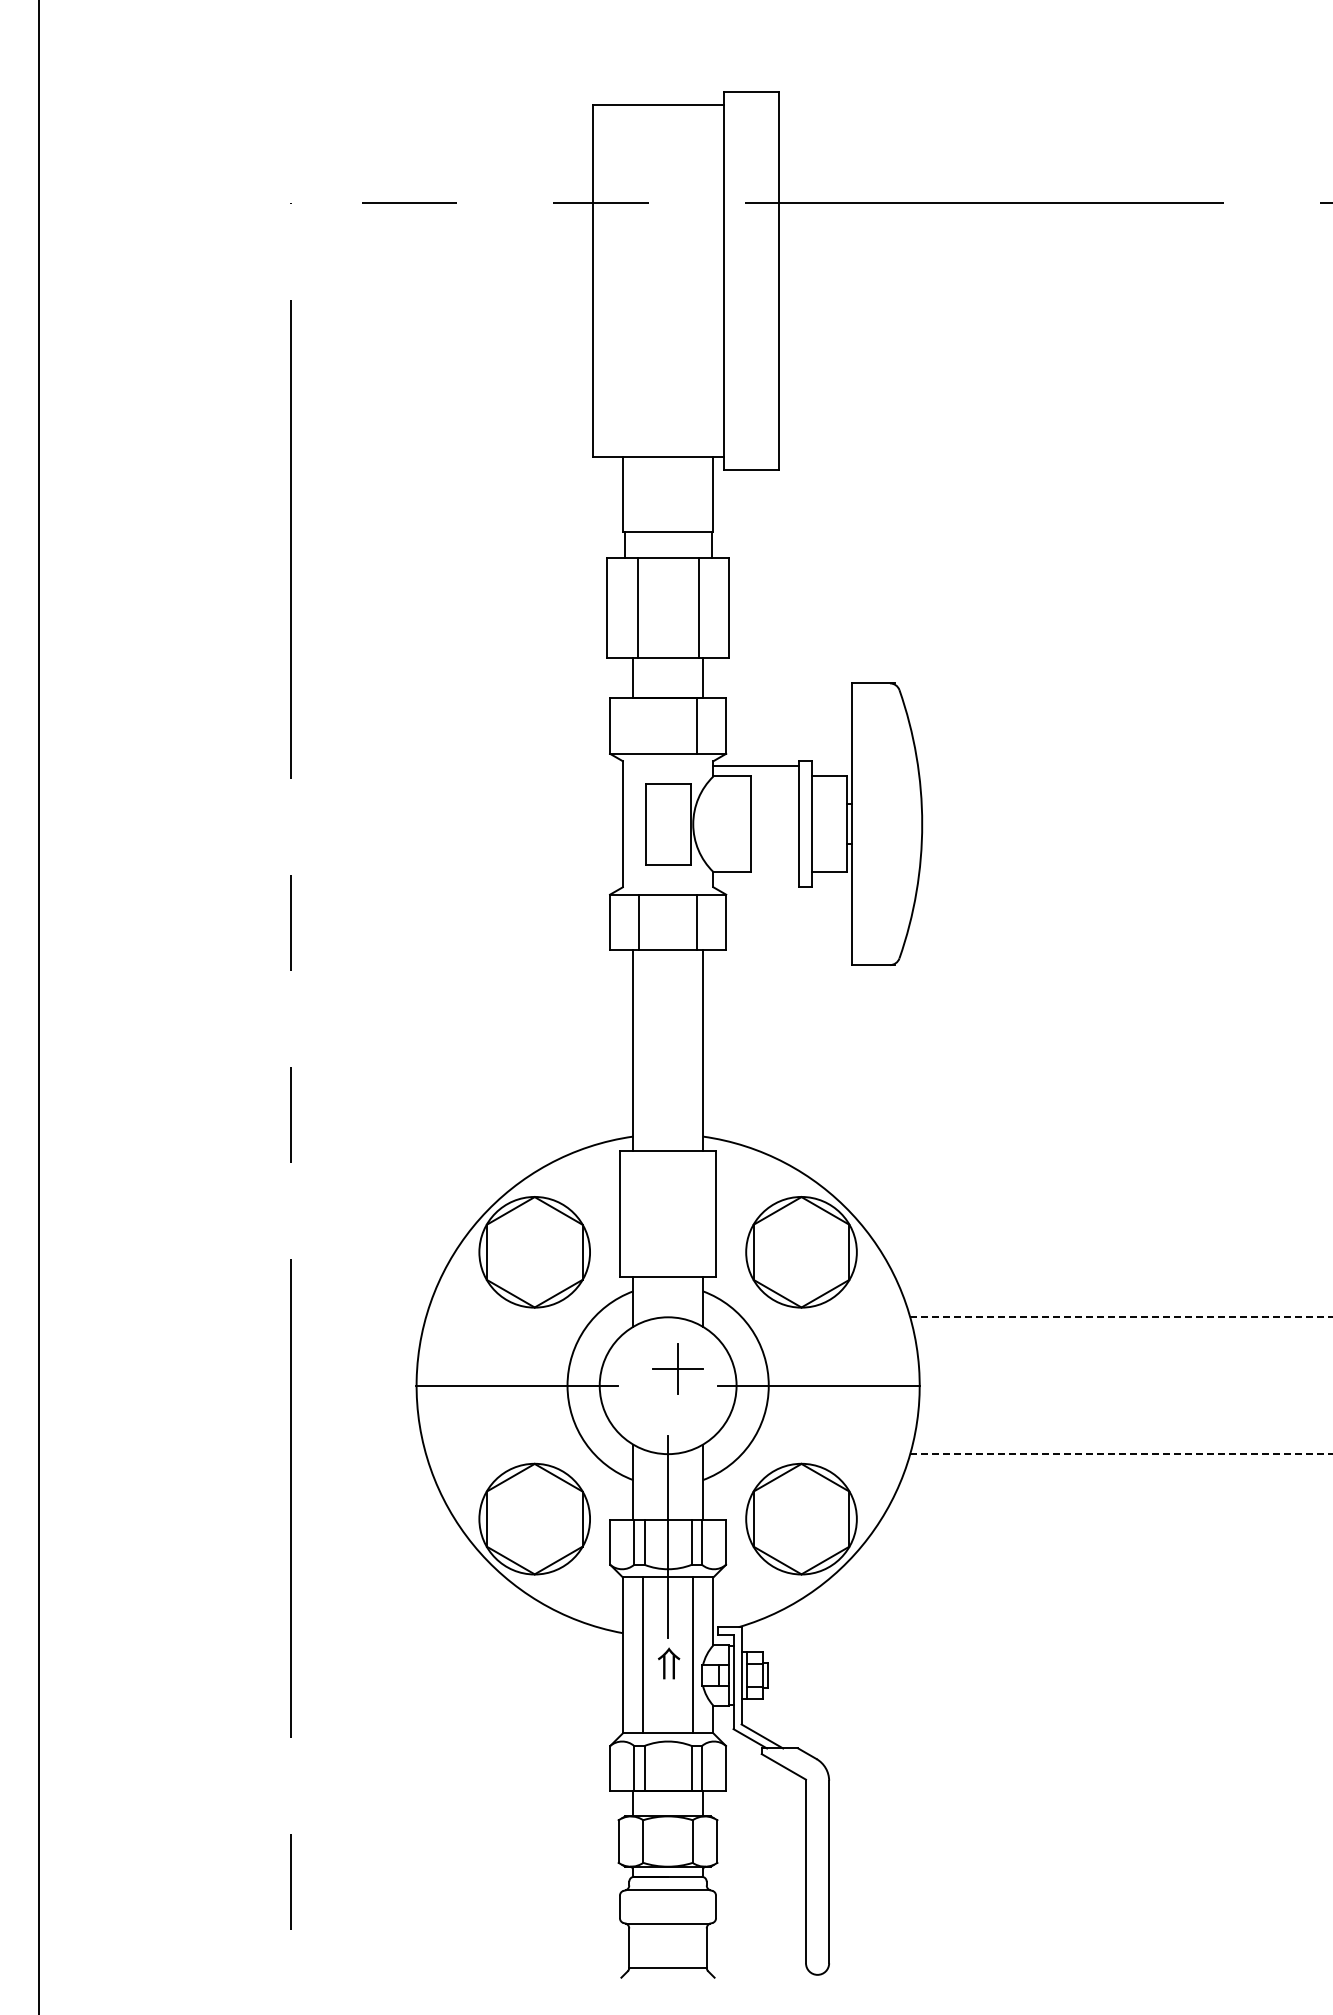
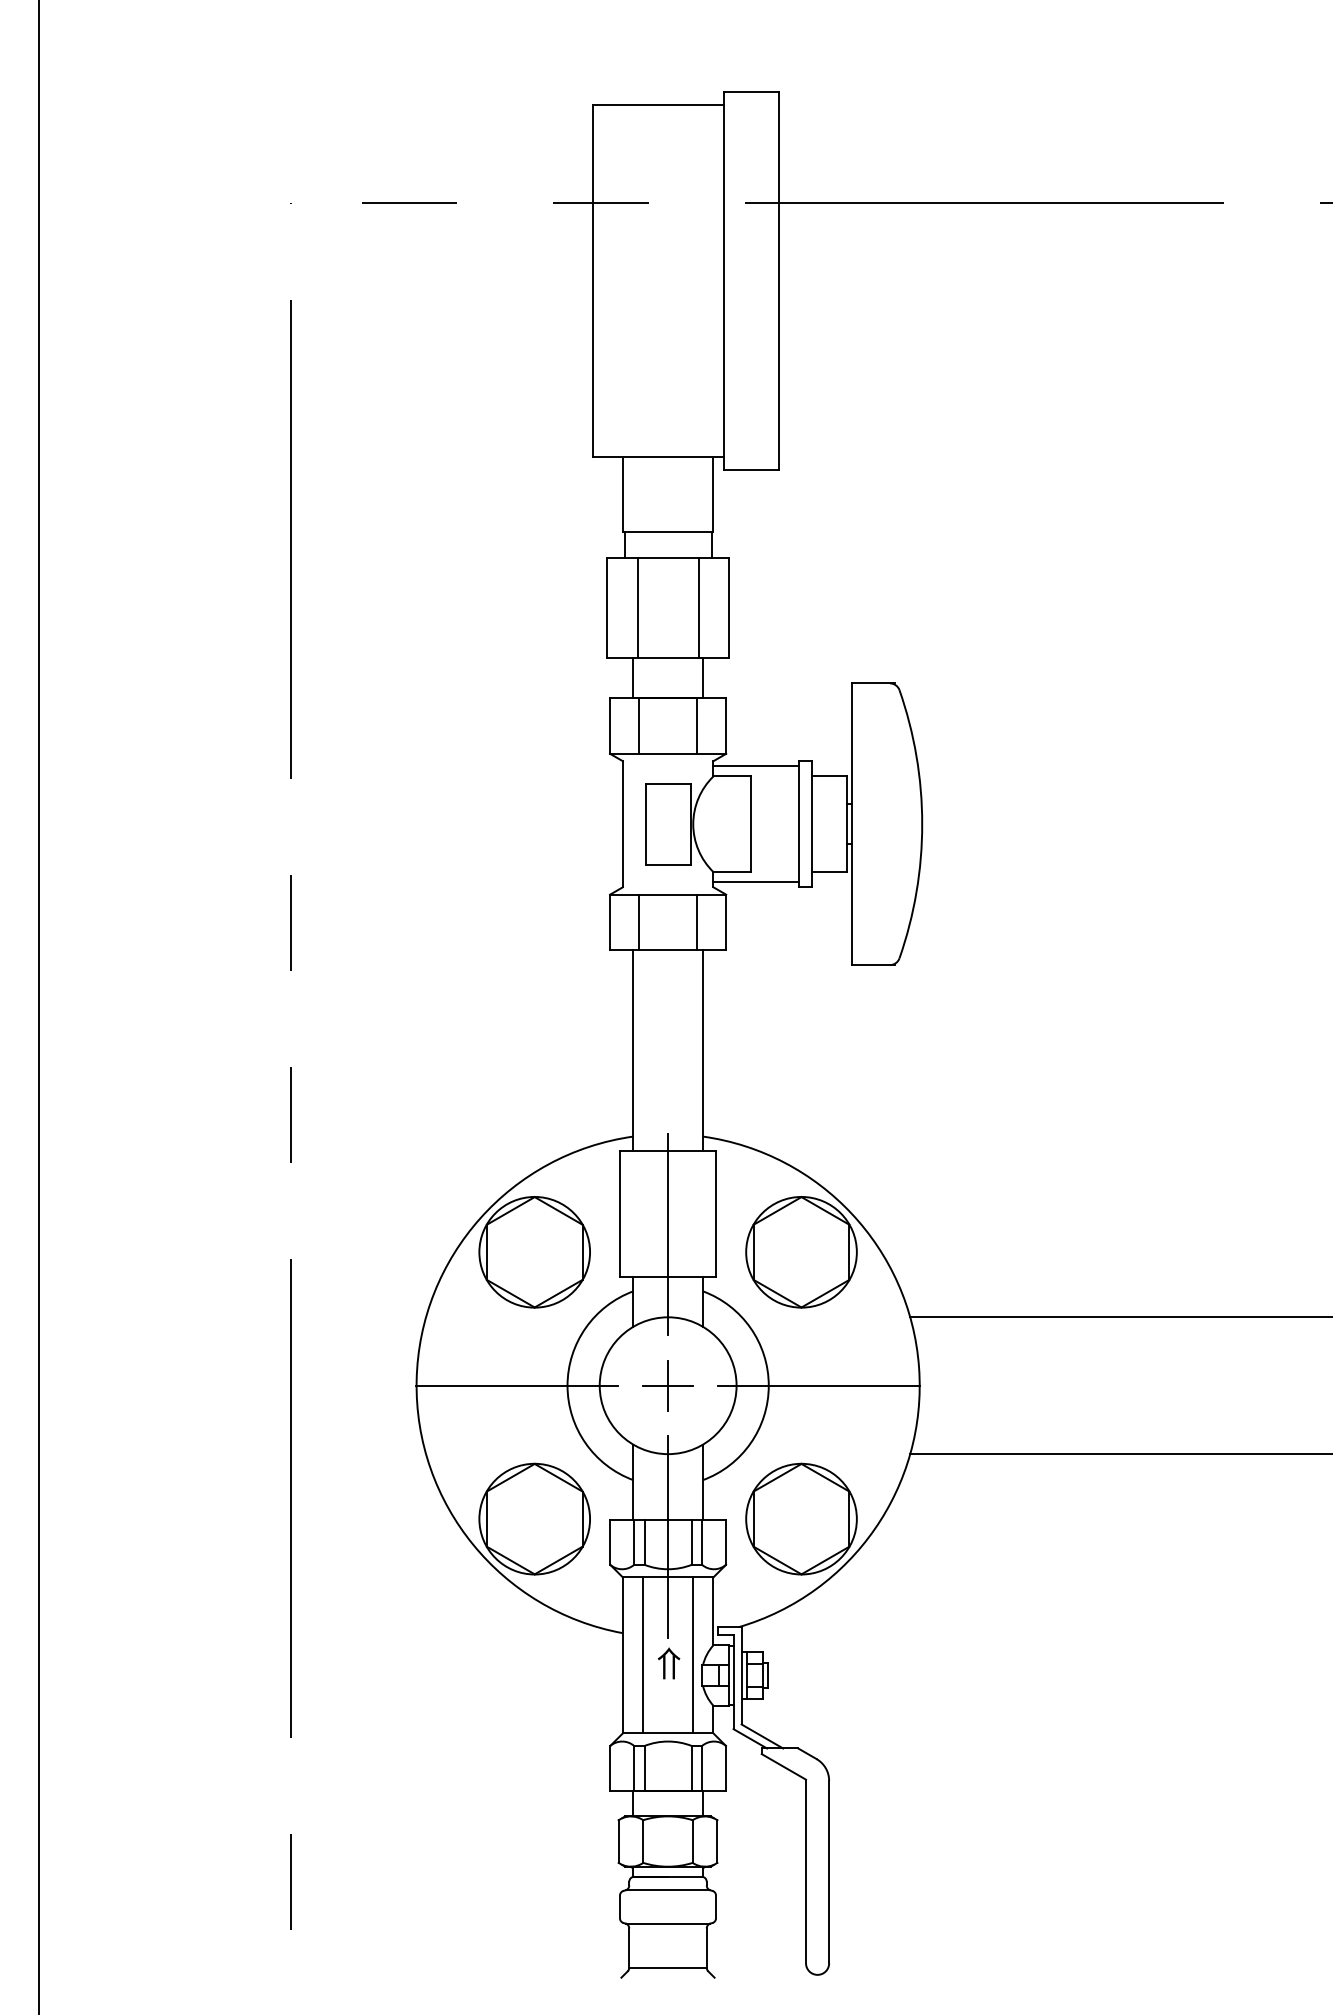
line: none -> present (639, 725)
line: none -> present (755, 882)
line: none -> present (668, 1234)
line: dashed -> solid (1121, 1317)
part position: (677, 1368) -> (667, 1385) (667, 1385)
line: dashed -> solid (1121, 1454)
